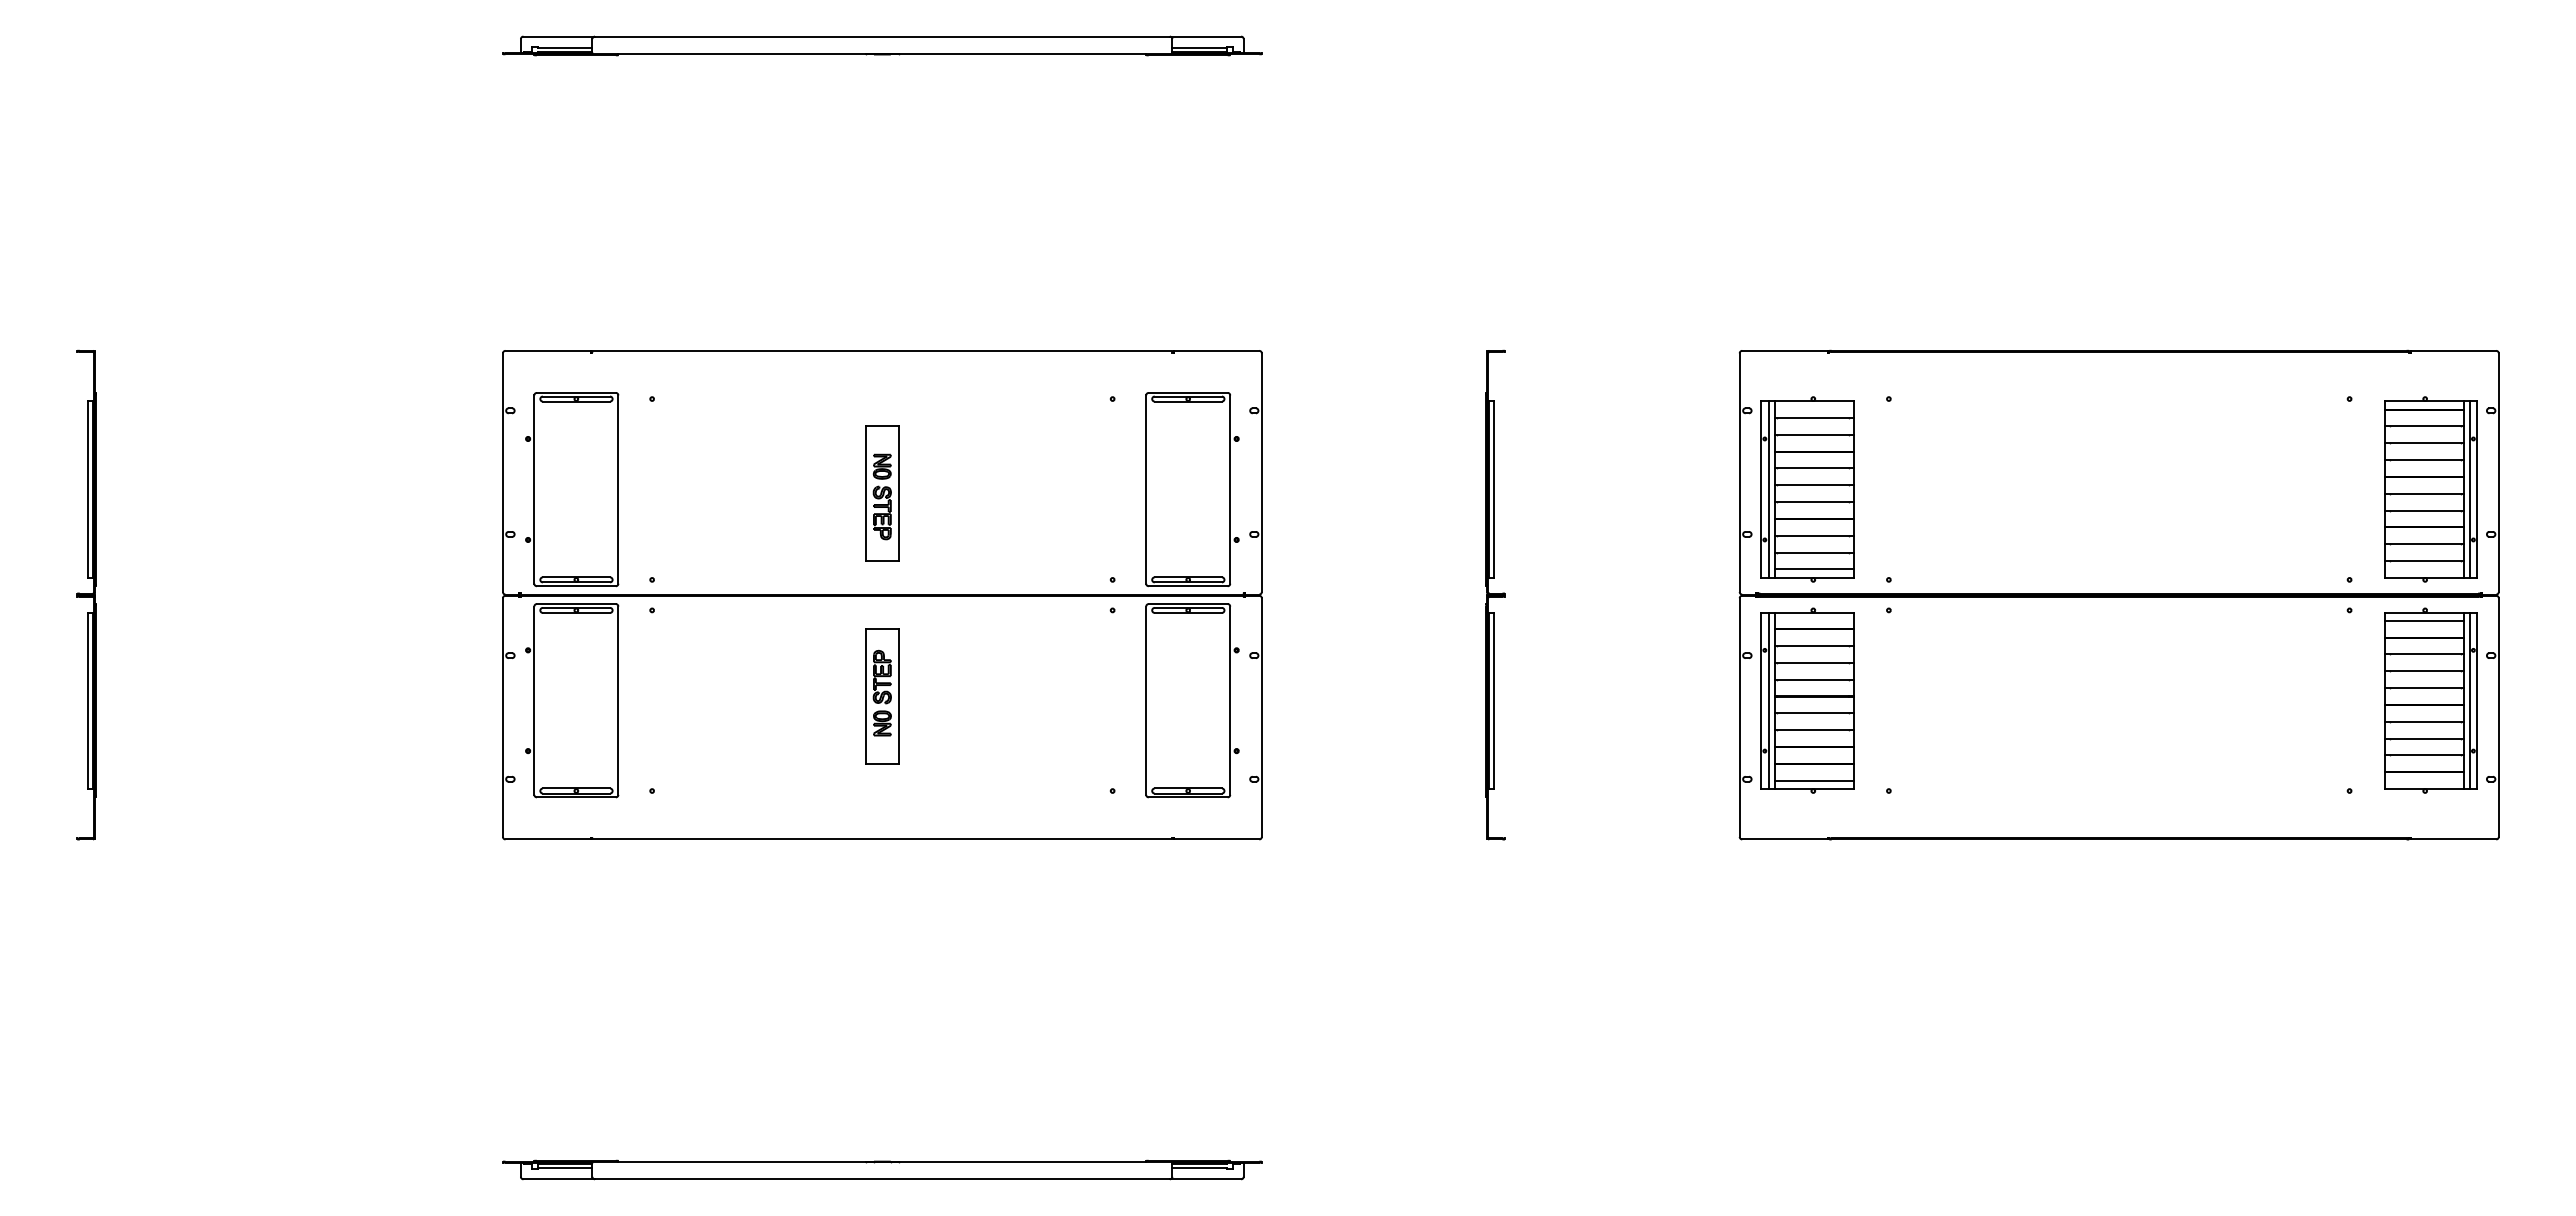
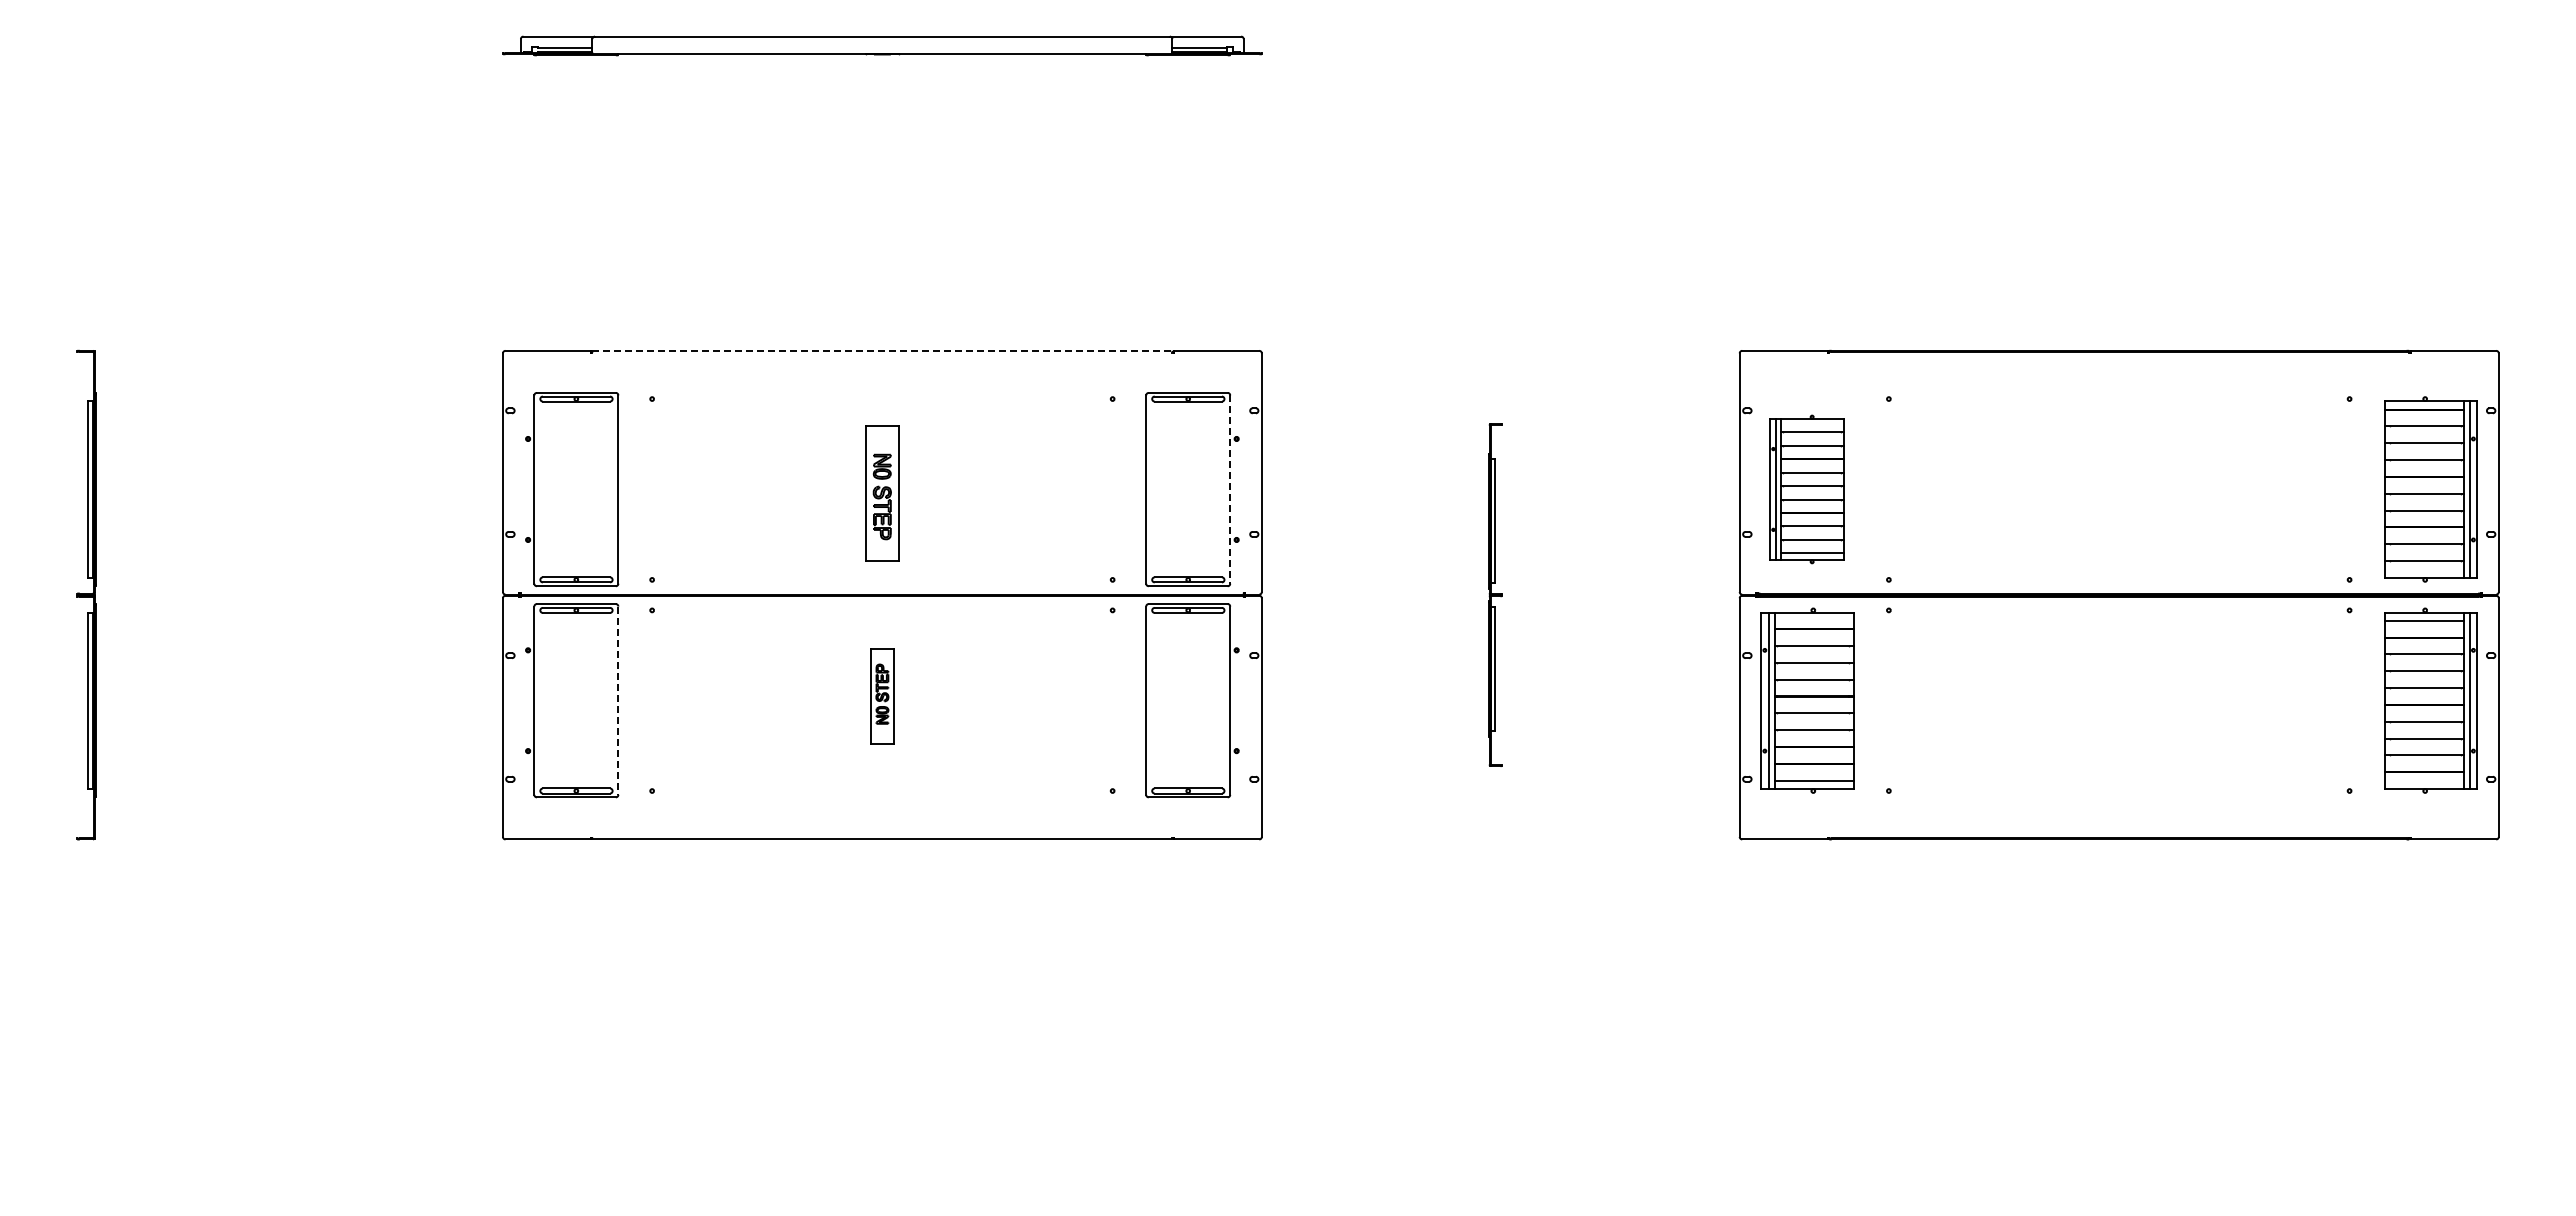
line: solid -> dashed (882, 350)
part size: 95x187 px -> 76x151 px (1806, 489)
line: solid -> dashed (1230, 490)
part size: 21x492 px -> 15x344 px (1495, 594)
part size: 35x137 px -> 25x97 px (882, 696)
line: solid -> dashed (618, 701)
part: present -> none (882, 1169)
